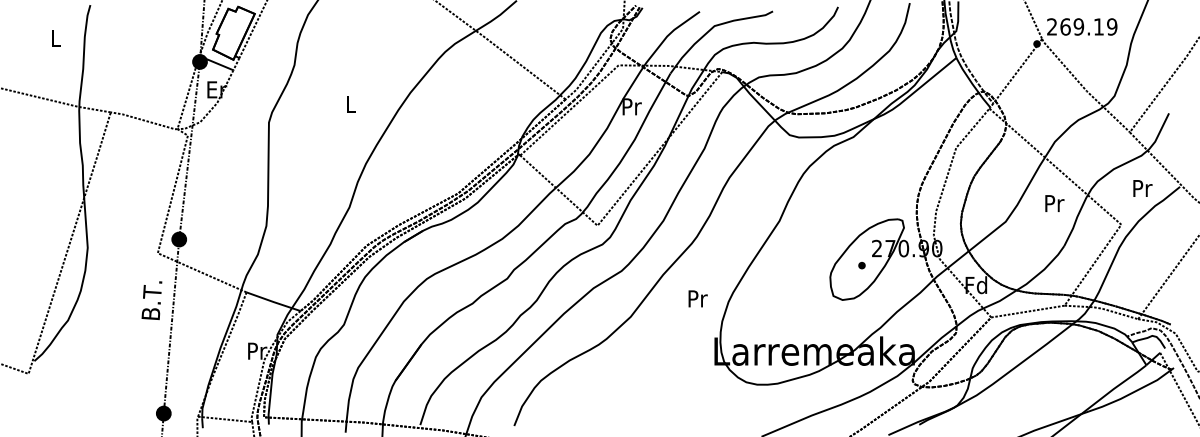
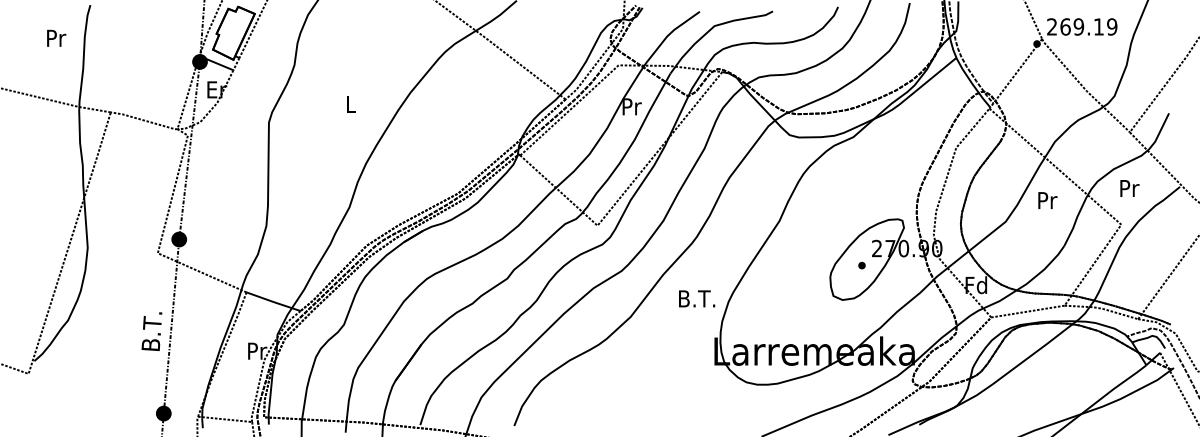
text: L -> Pr (56, 37)
text position: (1142, 188) -> (1129, 188) (1129, 188)
text position: (1054, 203) -> (1047, 200) (1047, 200)
text: Pr -> B.T. (697, 298)
text position: (151, 300) -> (151, 331) (151, 331)
